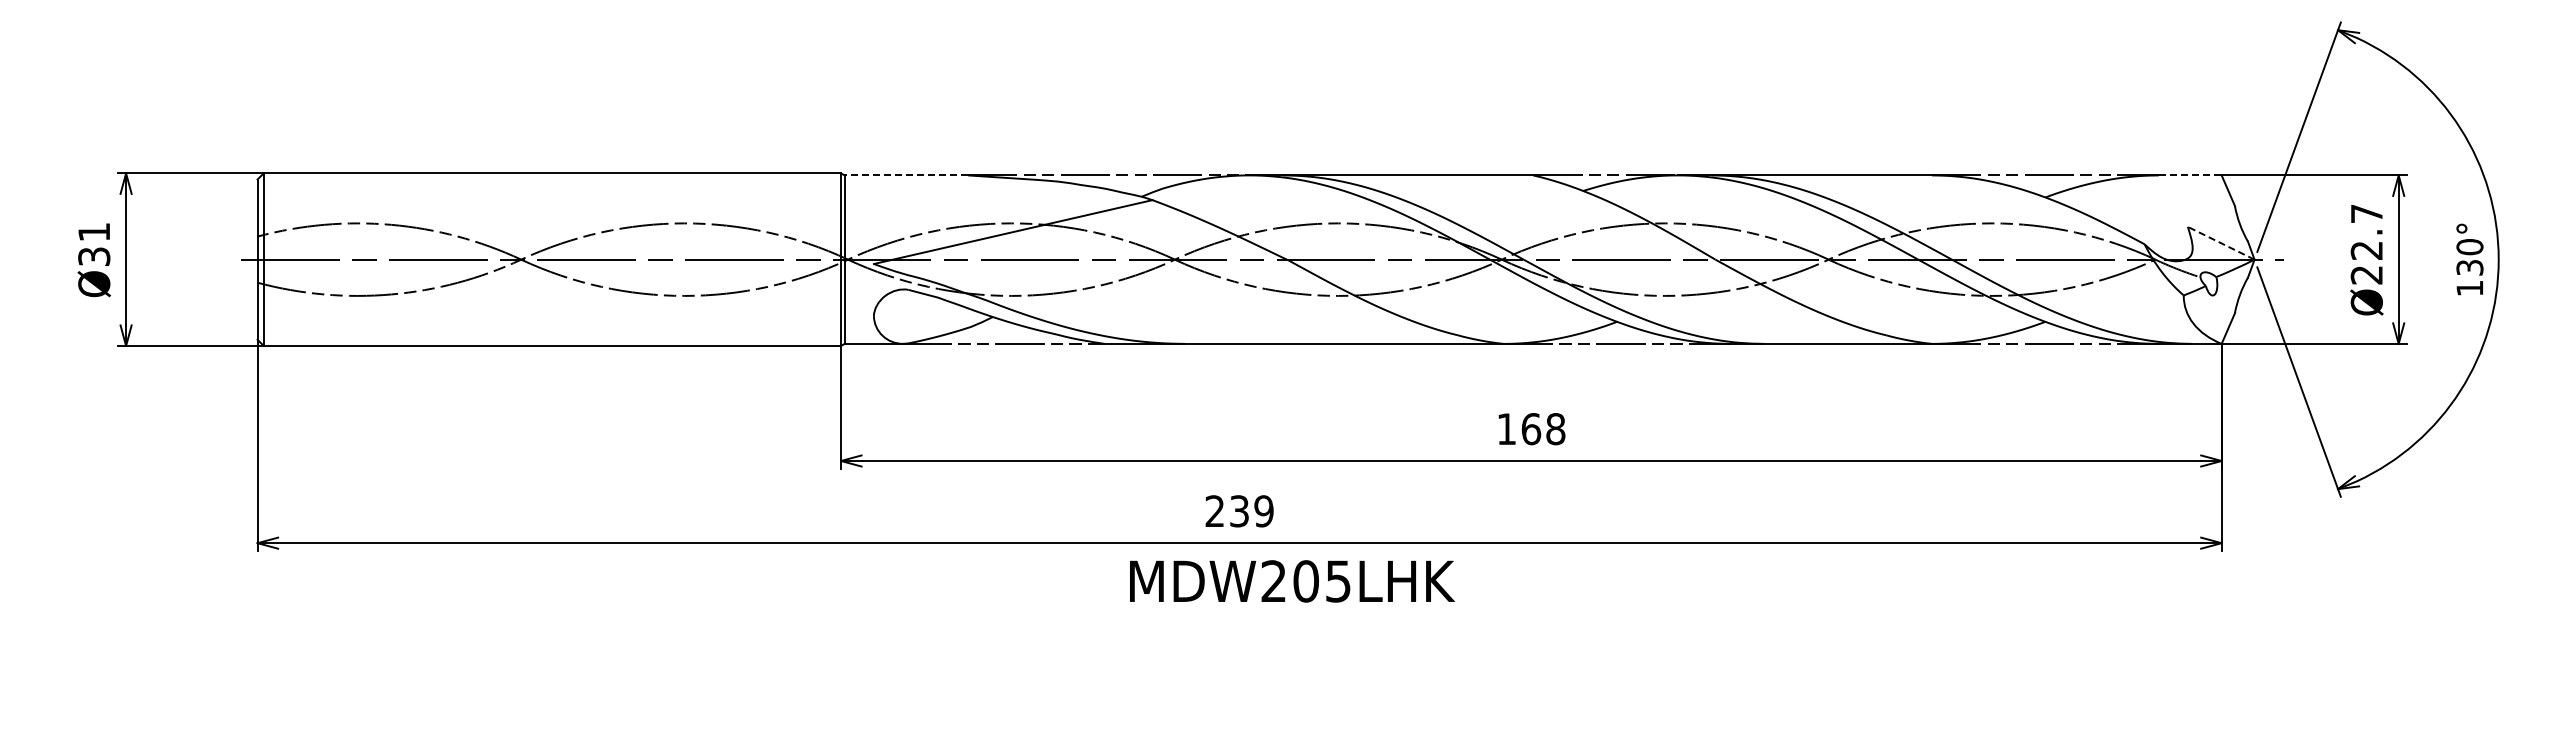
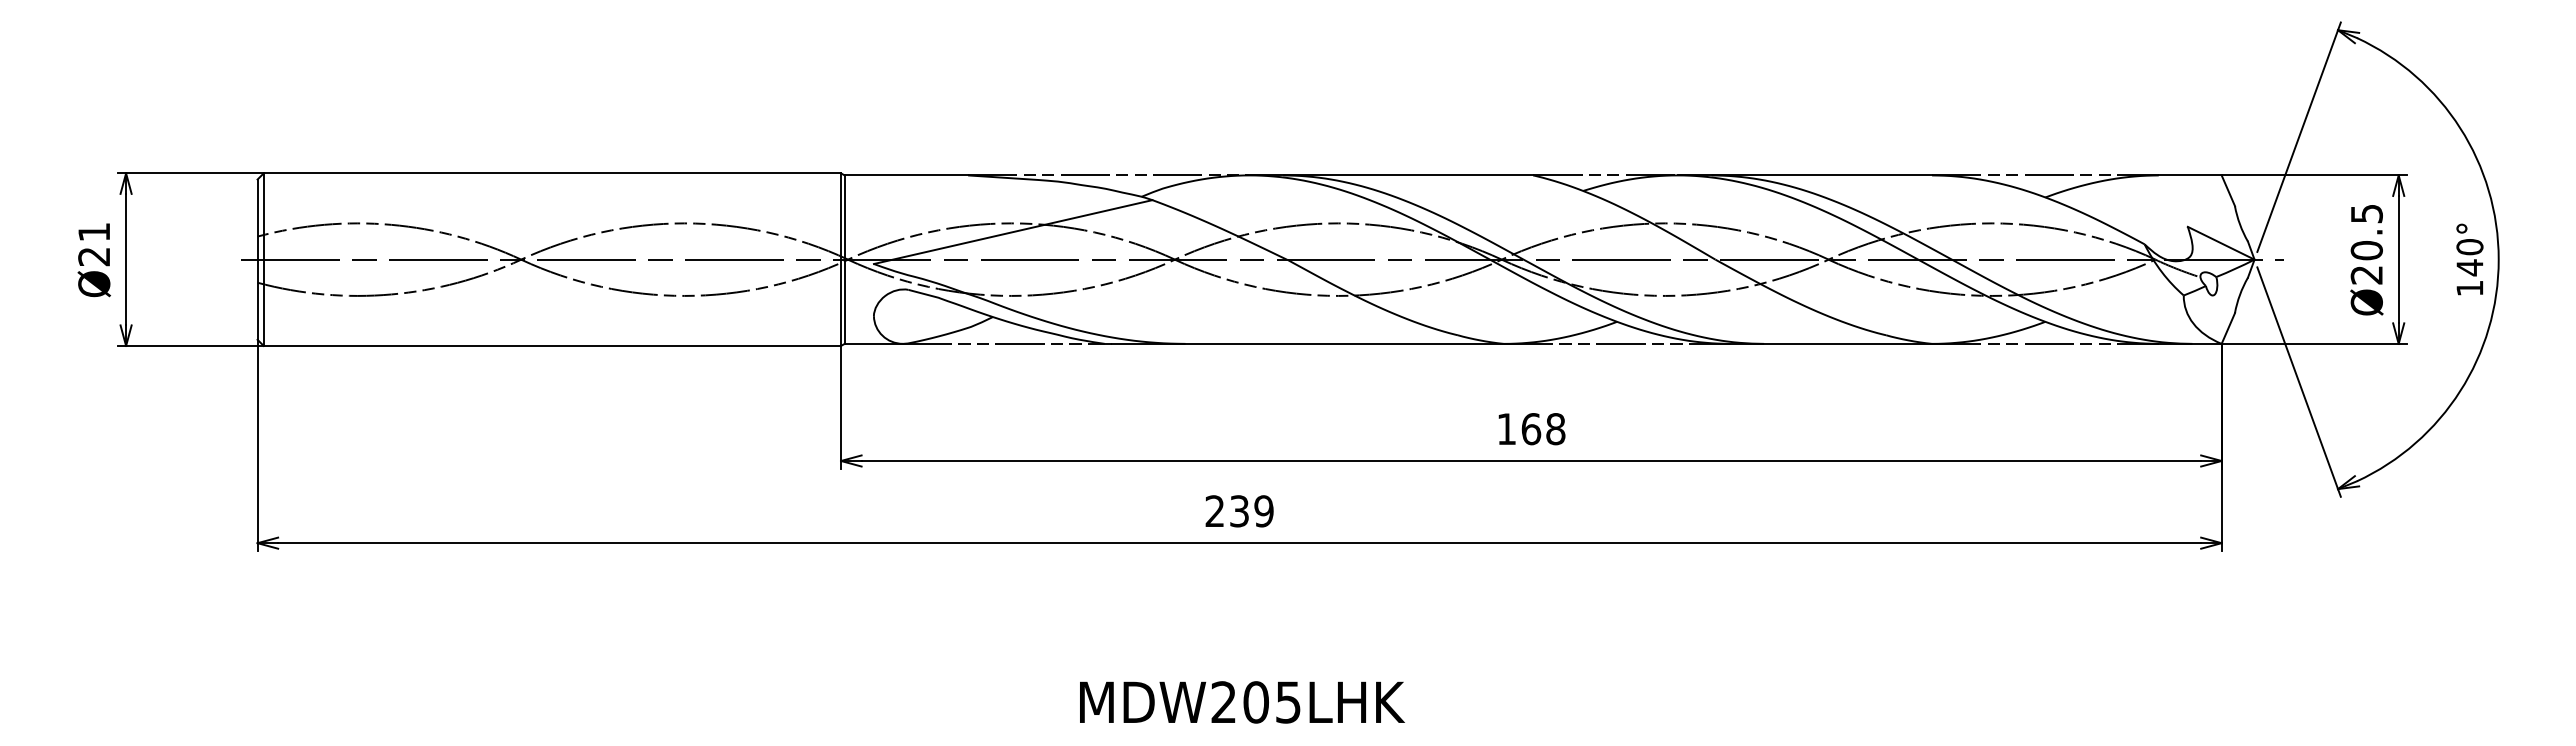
line: dashed -> solid (906, 175)
line: dashed -> solid (2190, 175)
text: Ø22.7 -> Ø20.5 (2366, 232)
line: dashed -> solid (2220, 243)
text: Ø31 -> Ø21 (94, 256)
text: 130° -> 140° (2469, 267)
text position: (1292, 581) -> (1242, 702) (1242, 702)
